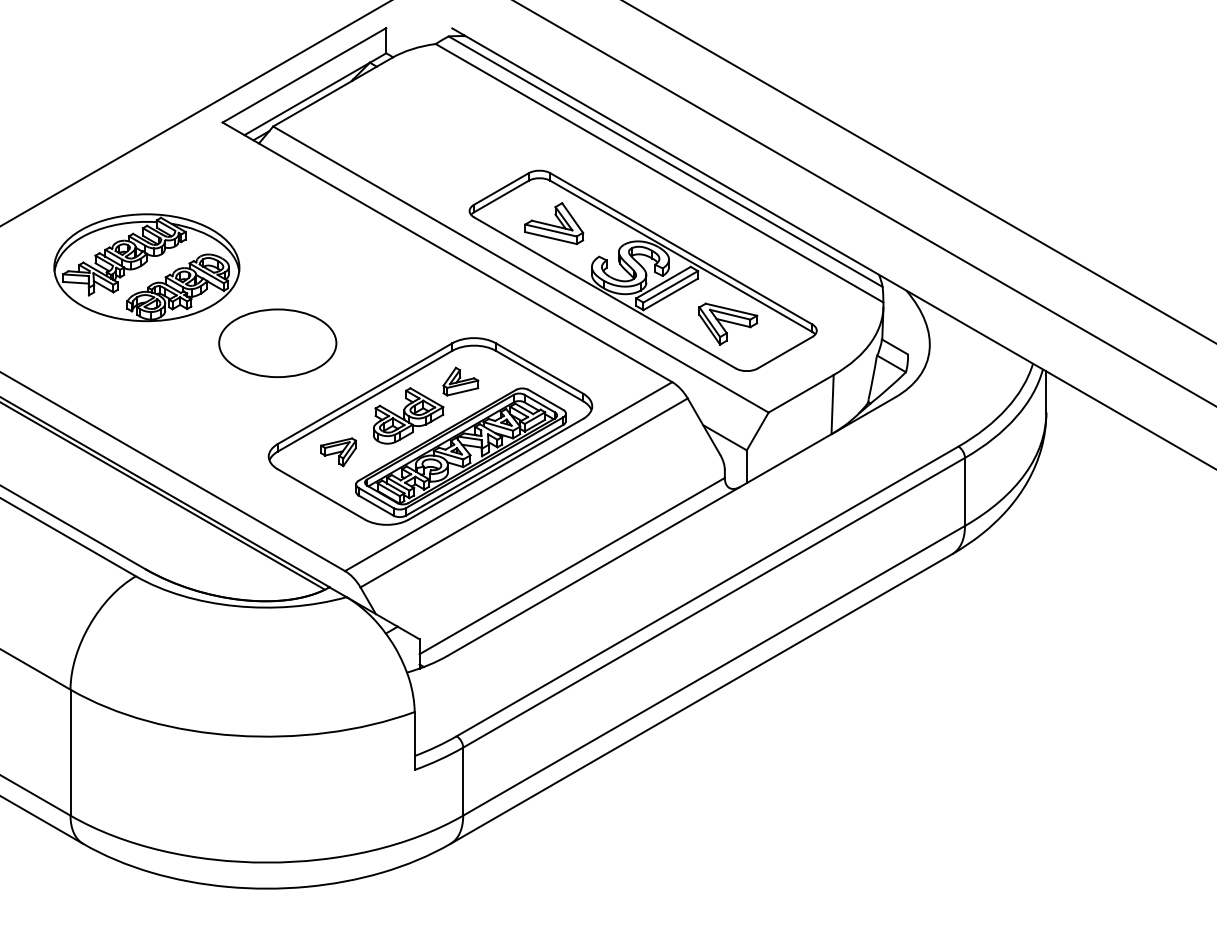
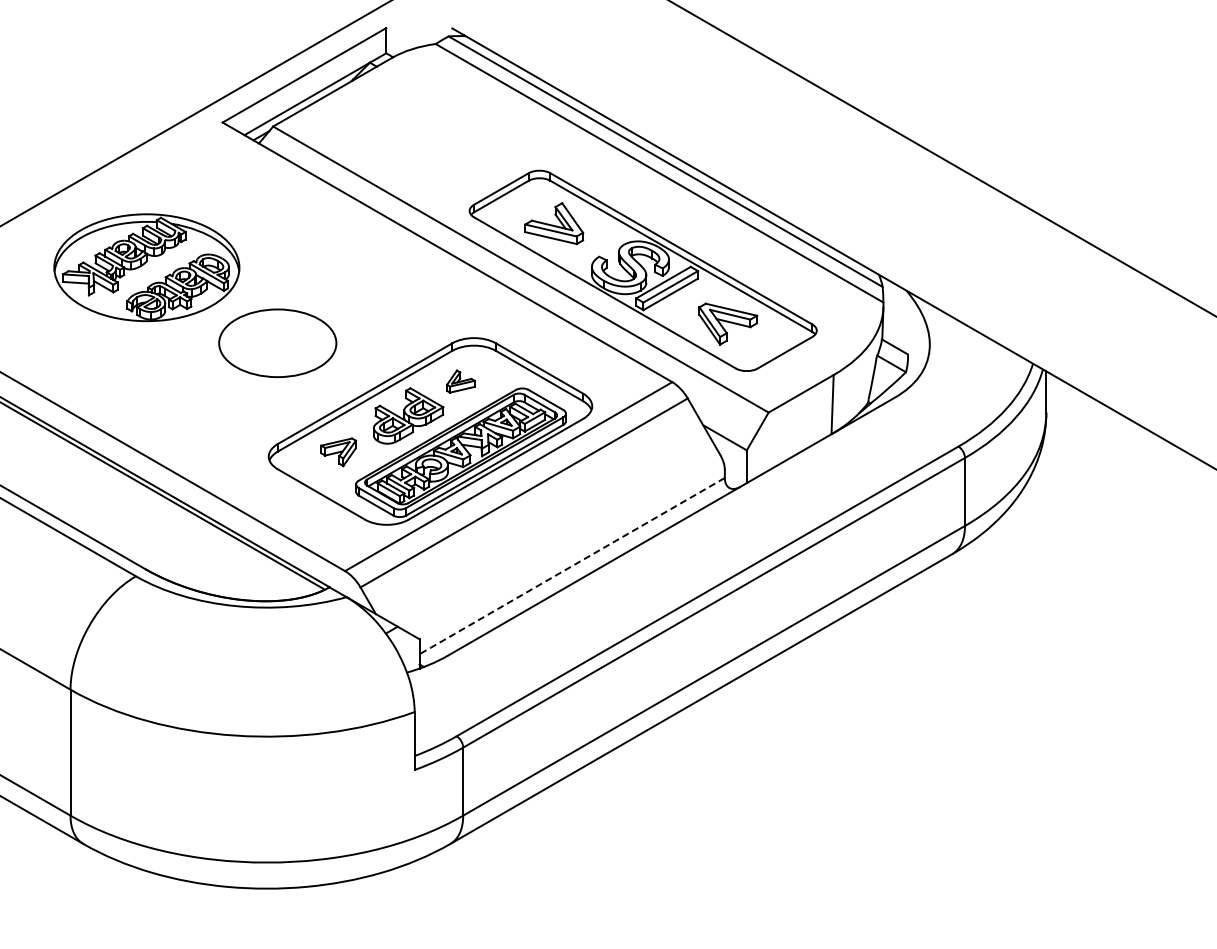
line position: (919, 171) -> (942, 158) (942, 158)
line: present -> none (864, 203)
part size: 38x31 px -> 30x25 px (460, 381)
line: solid -> dashed (571, 566)
